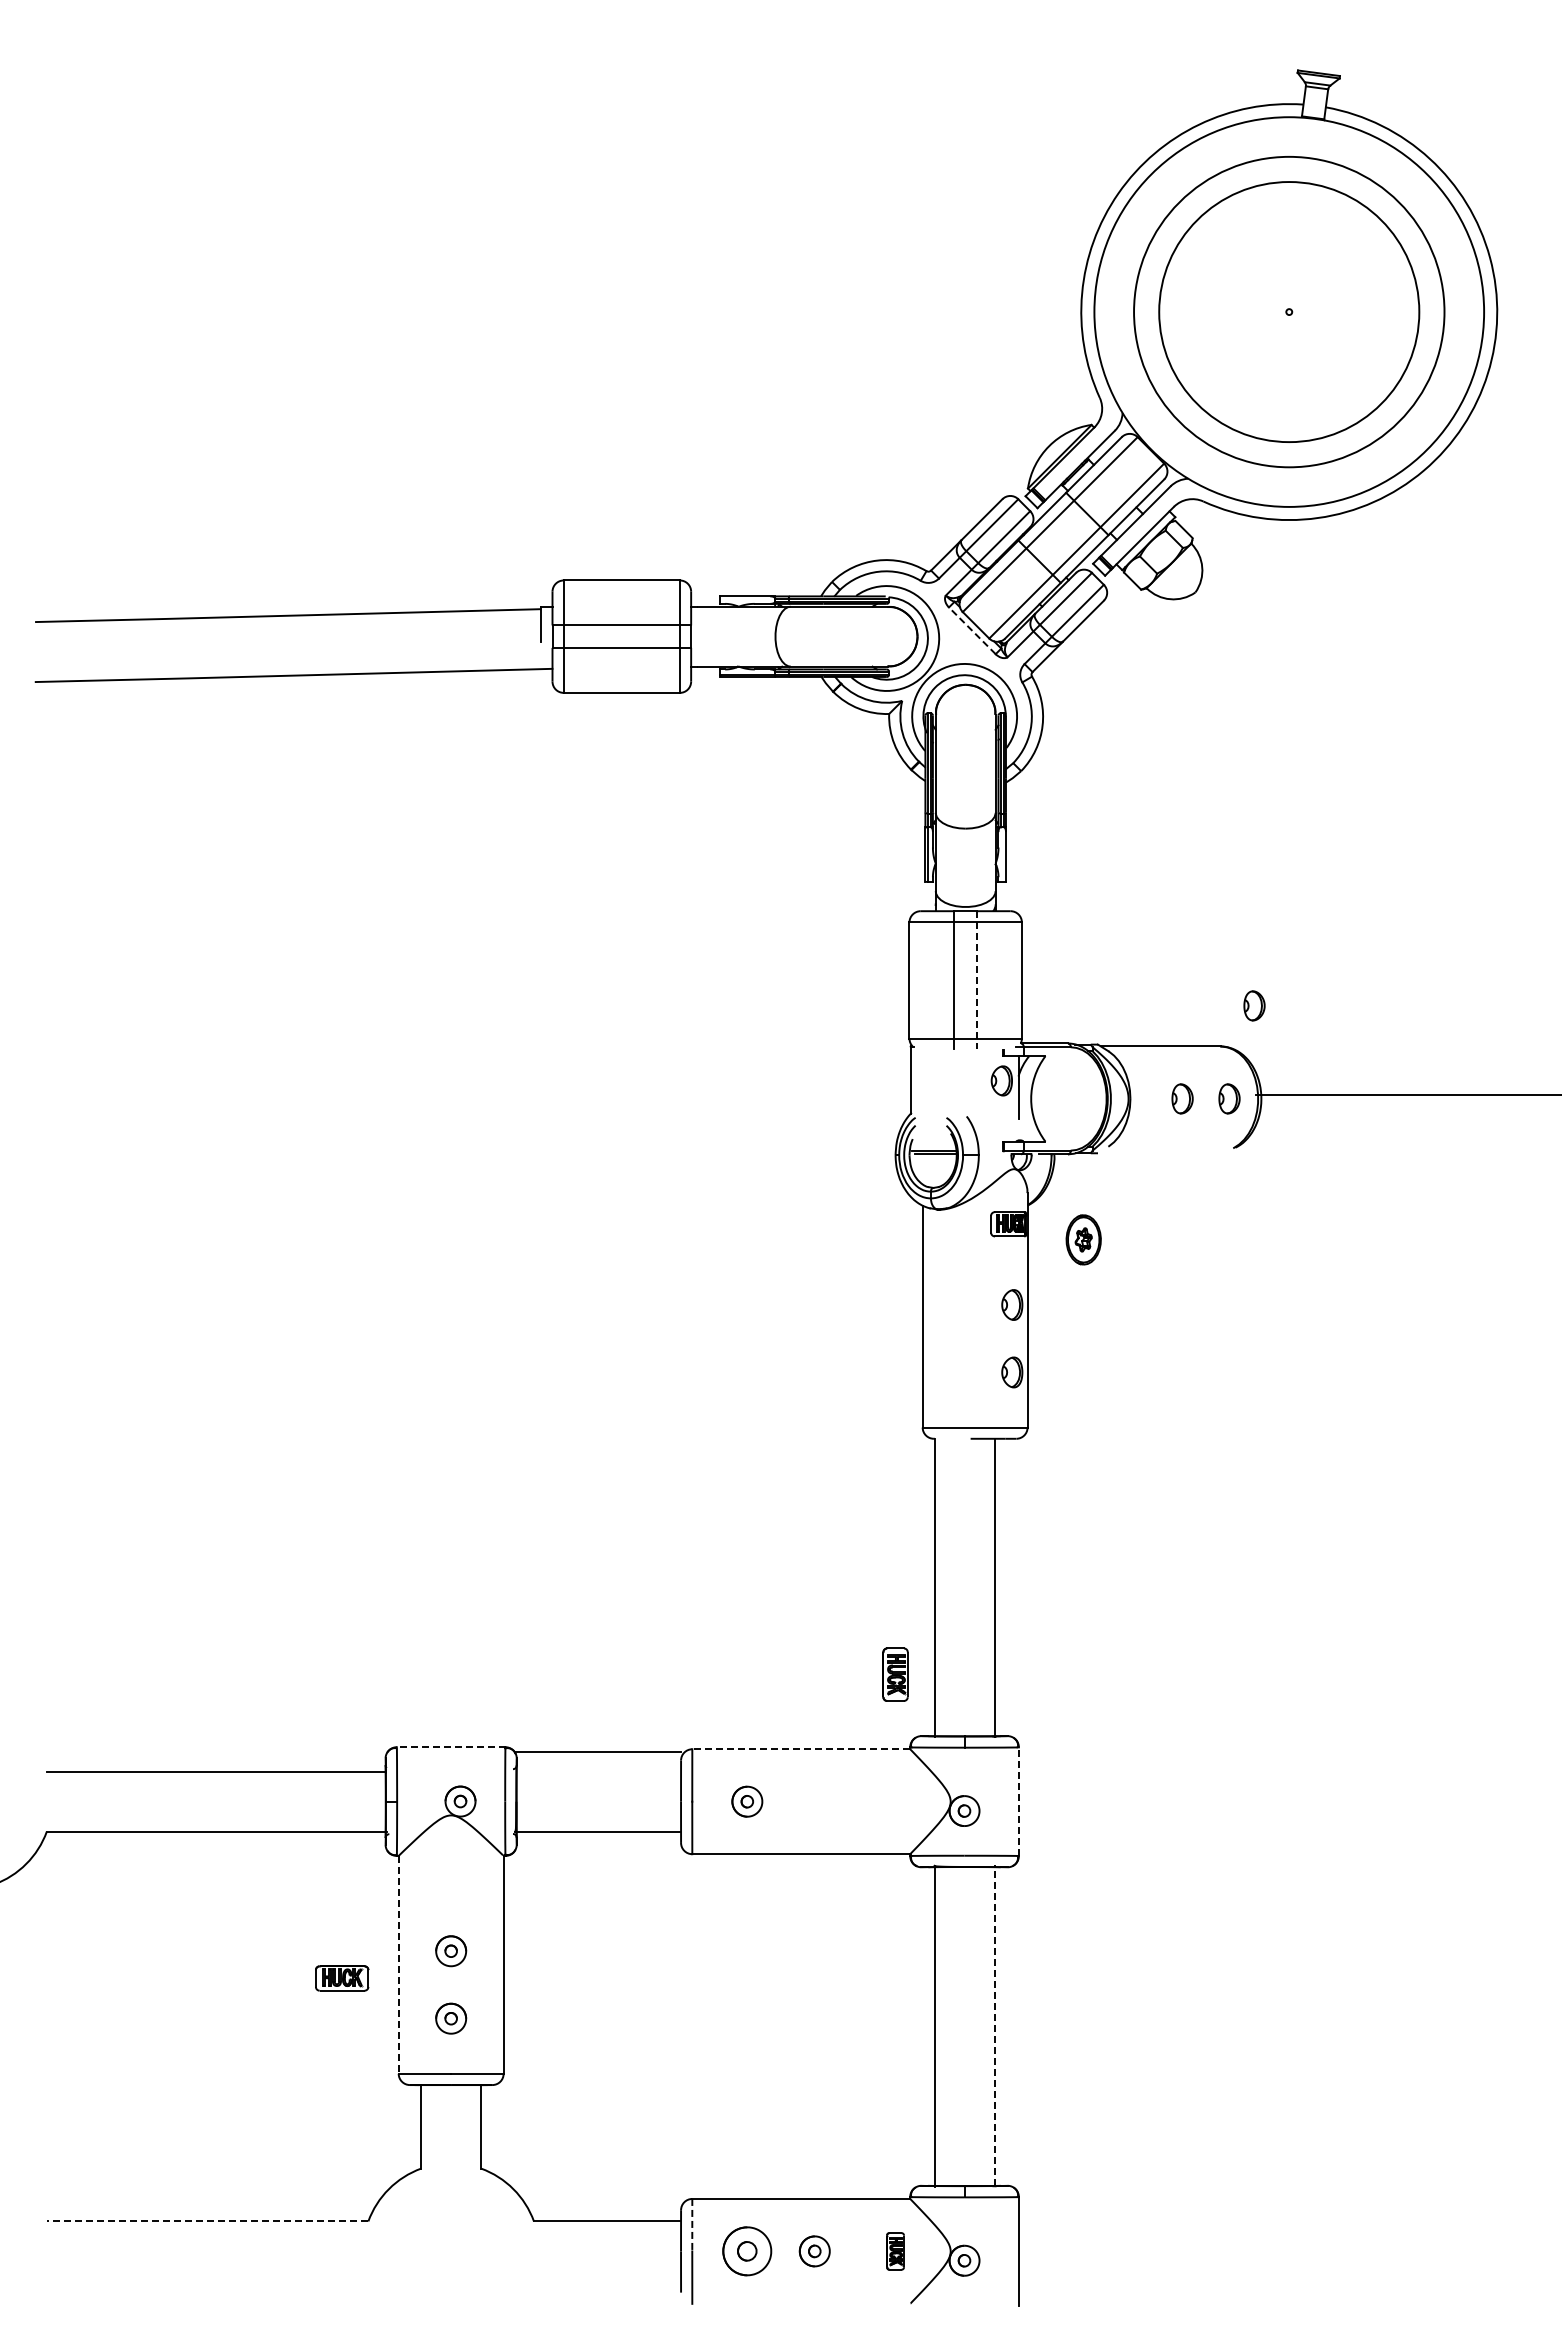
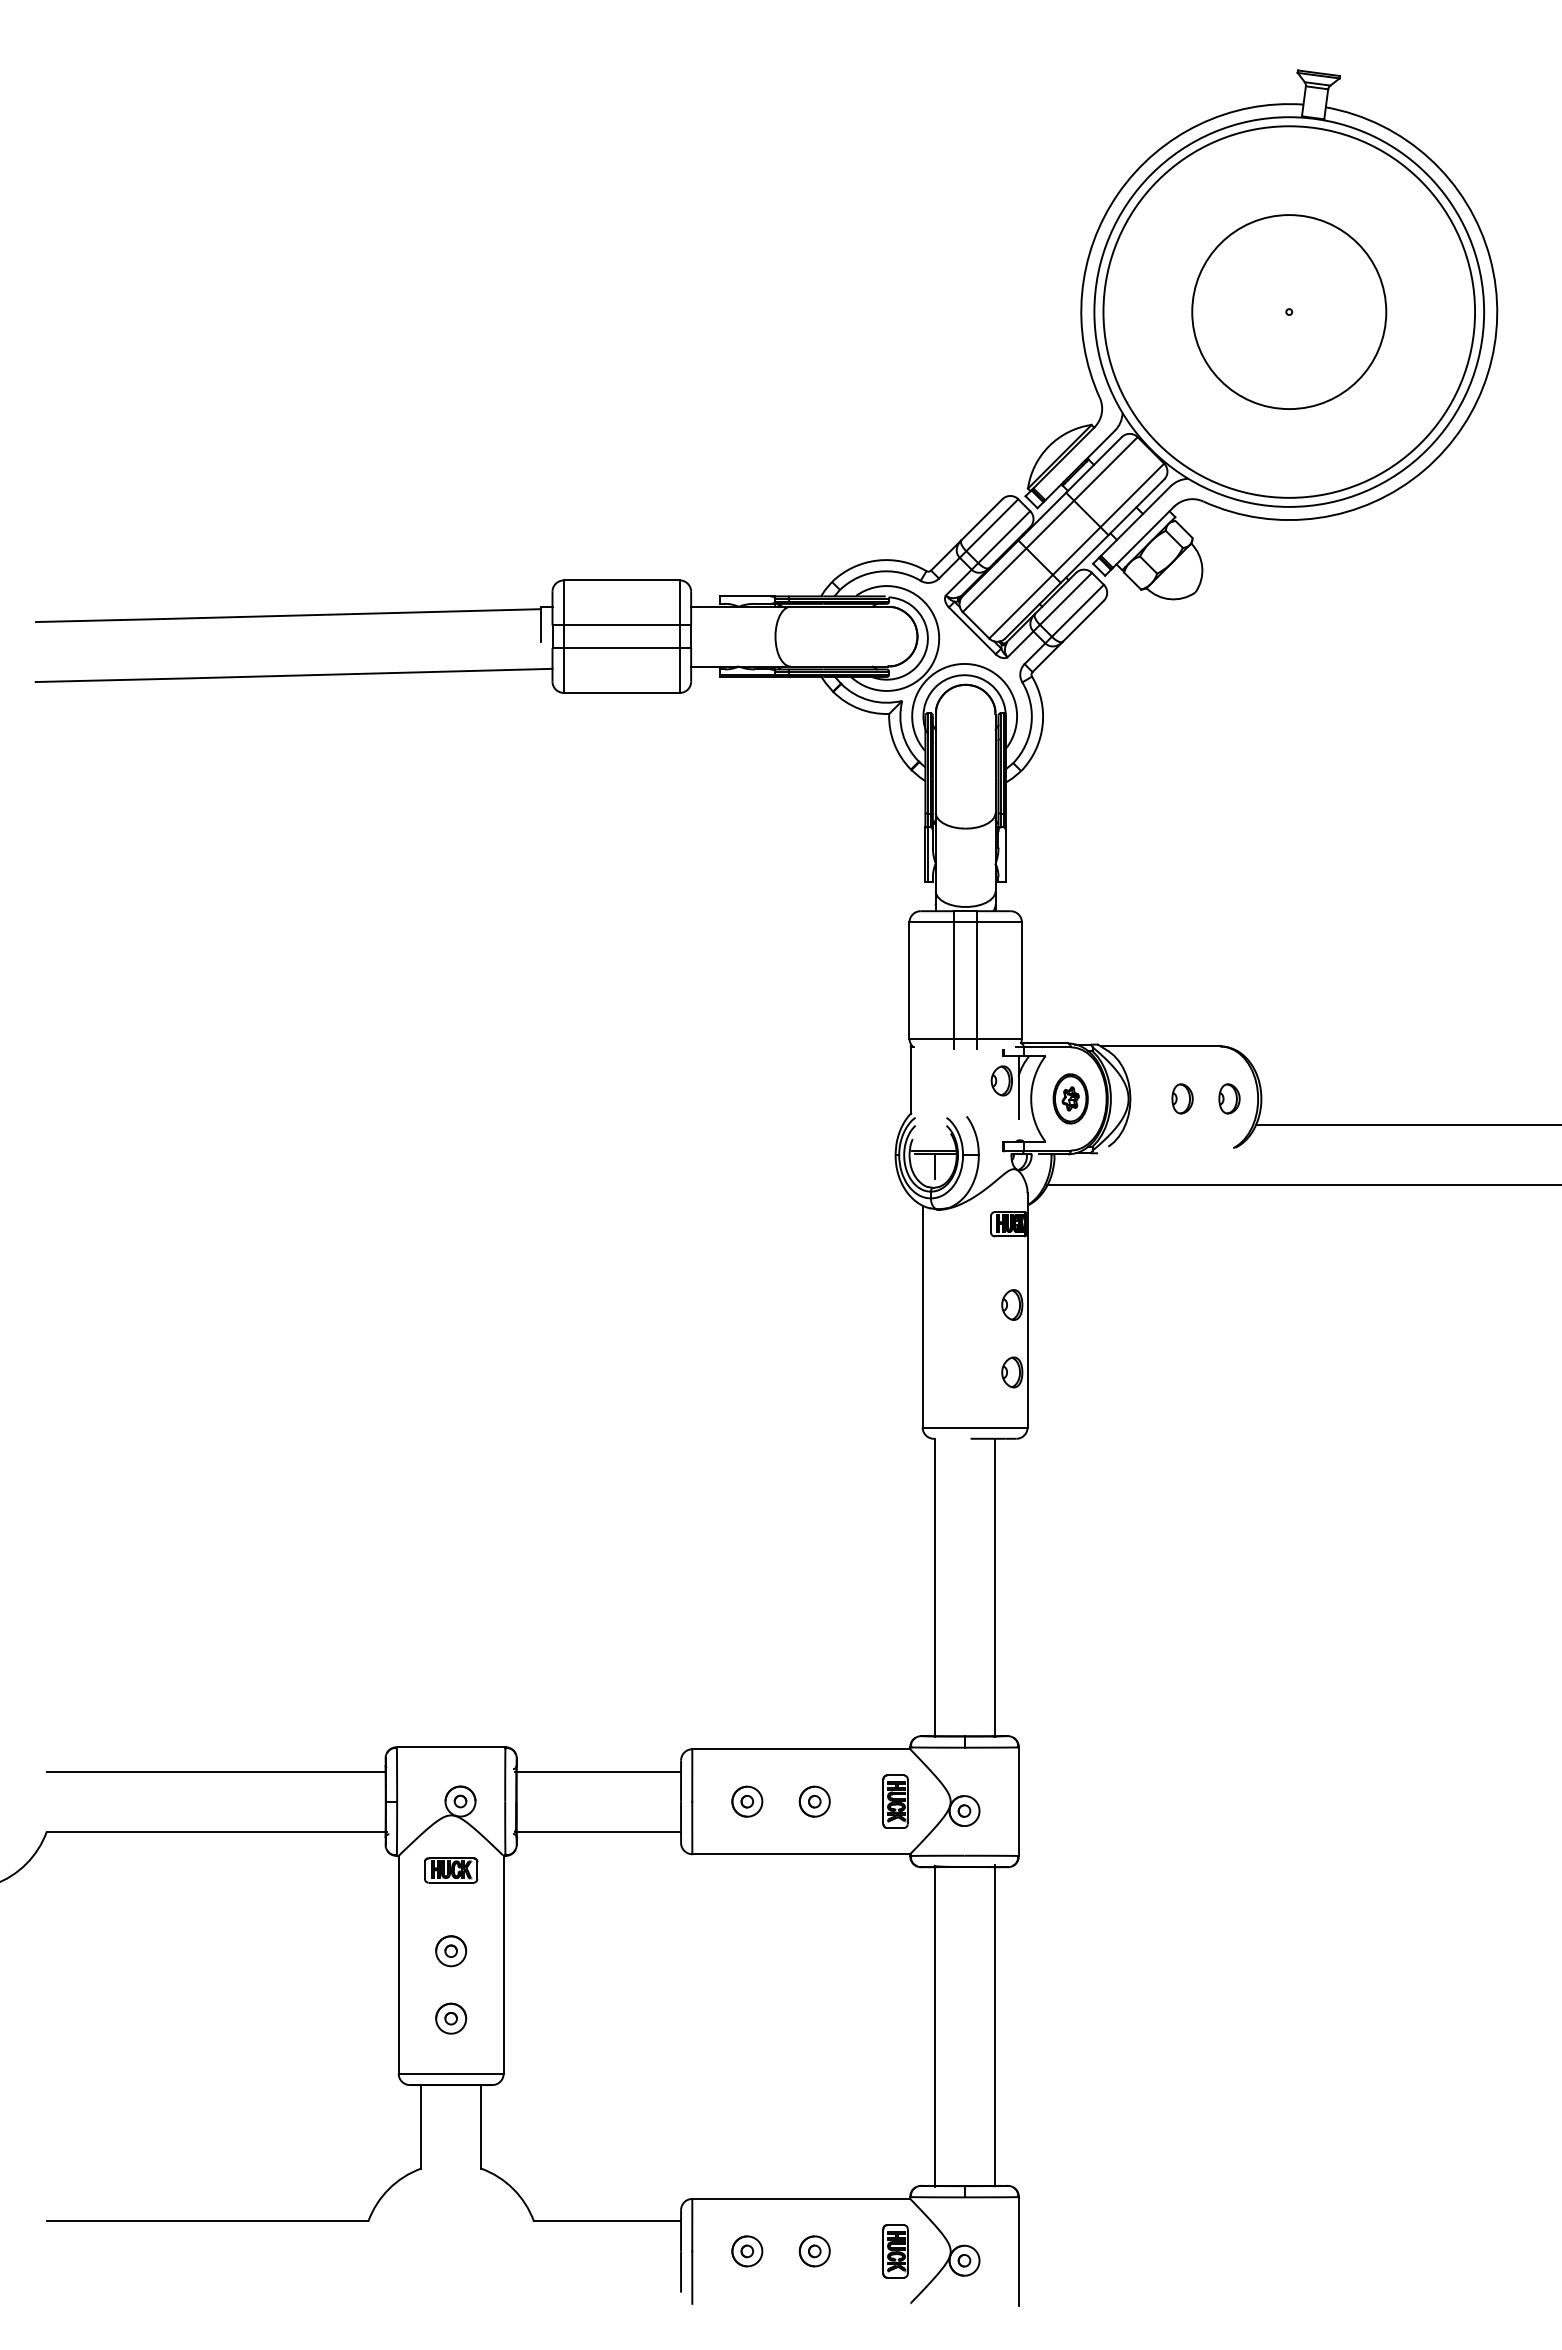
circle diameter: 310 px -> 194 px (1289, 312)
circle diameter: 260 px -> 372 px (1289, 311)
line: dashed -> solid (971, 630)
line: dashed -> solid (976, 980)
part: present -> none (1254, 1005)
line position: (1406, 1095) -> (1406, 1125) (1406, 1125)
line: none -> present (934, 1166)
line: none -> present (1302, 1185)
part position: (1083, 1239) -> (1070, 1098) (1070, 1098)
part position: (895, 1674) -> (895, 1801) (895, 1801)
line: dashed -> solid (450, 1747)
line: dashed -> solid (801, 1749)
line position: (597, 1751) -> (597, 1771) (597, 1771)
part: none -> present (814, 1801)
line: dashed -> solid (1018, 1801)
line: dashed -> solid (398, 1964)
part position: (342, 1978) -> (451, 1870) (451, 1870)
line: dashed -> solid (994, 2025)
line: dashed -> solid (207, 2221)
line: dashed -> solid (692, 2225)
part size: 51x51 px -> 33x33 px (747, 2251)
part size: 19x39 px -> 27x55 px (895, 2251)
